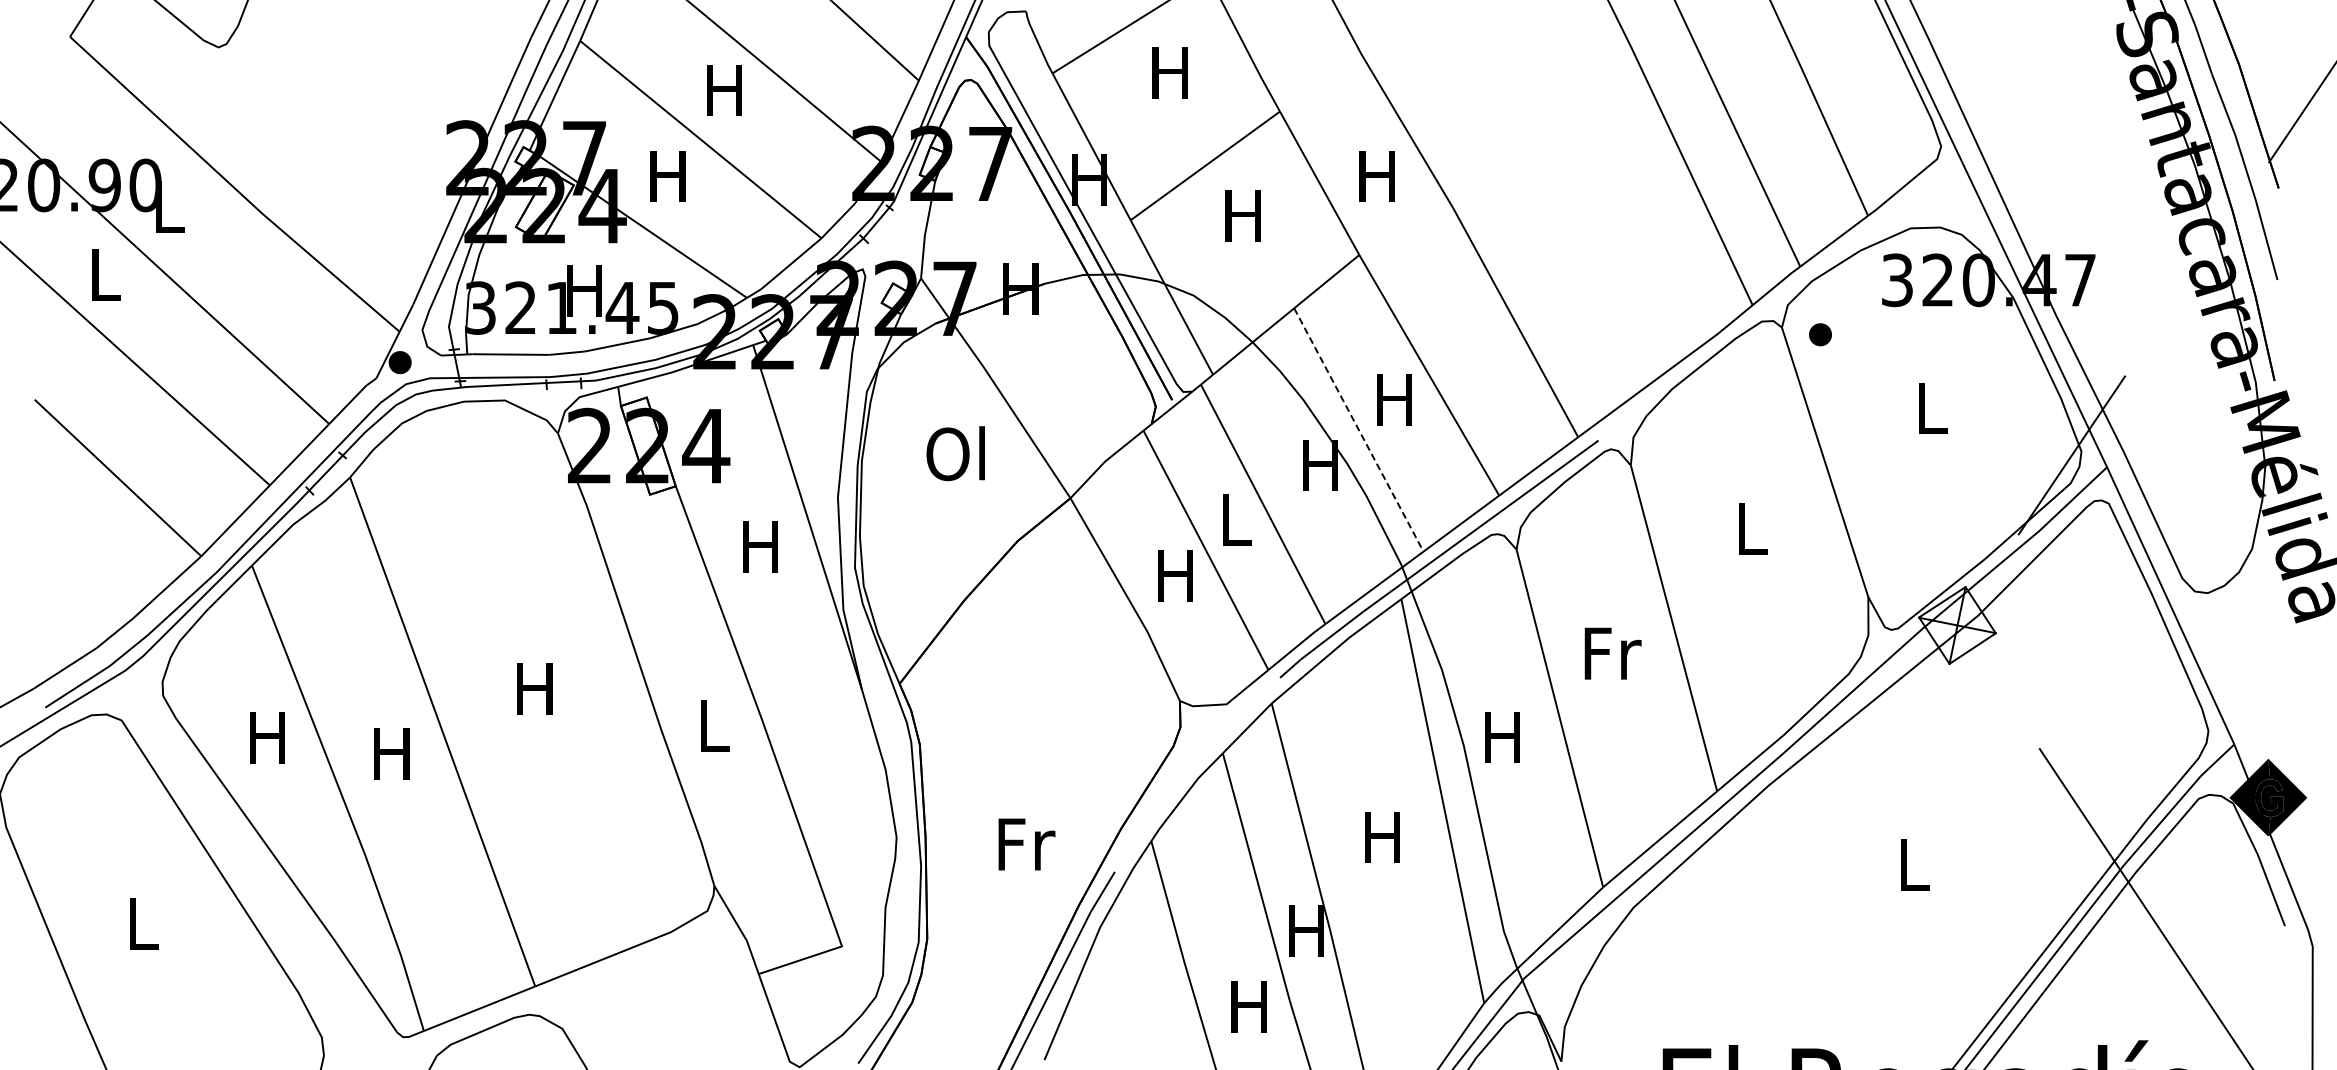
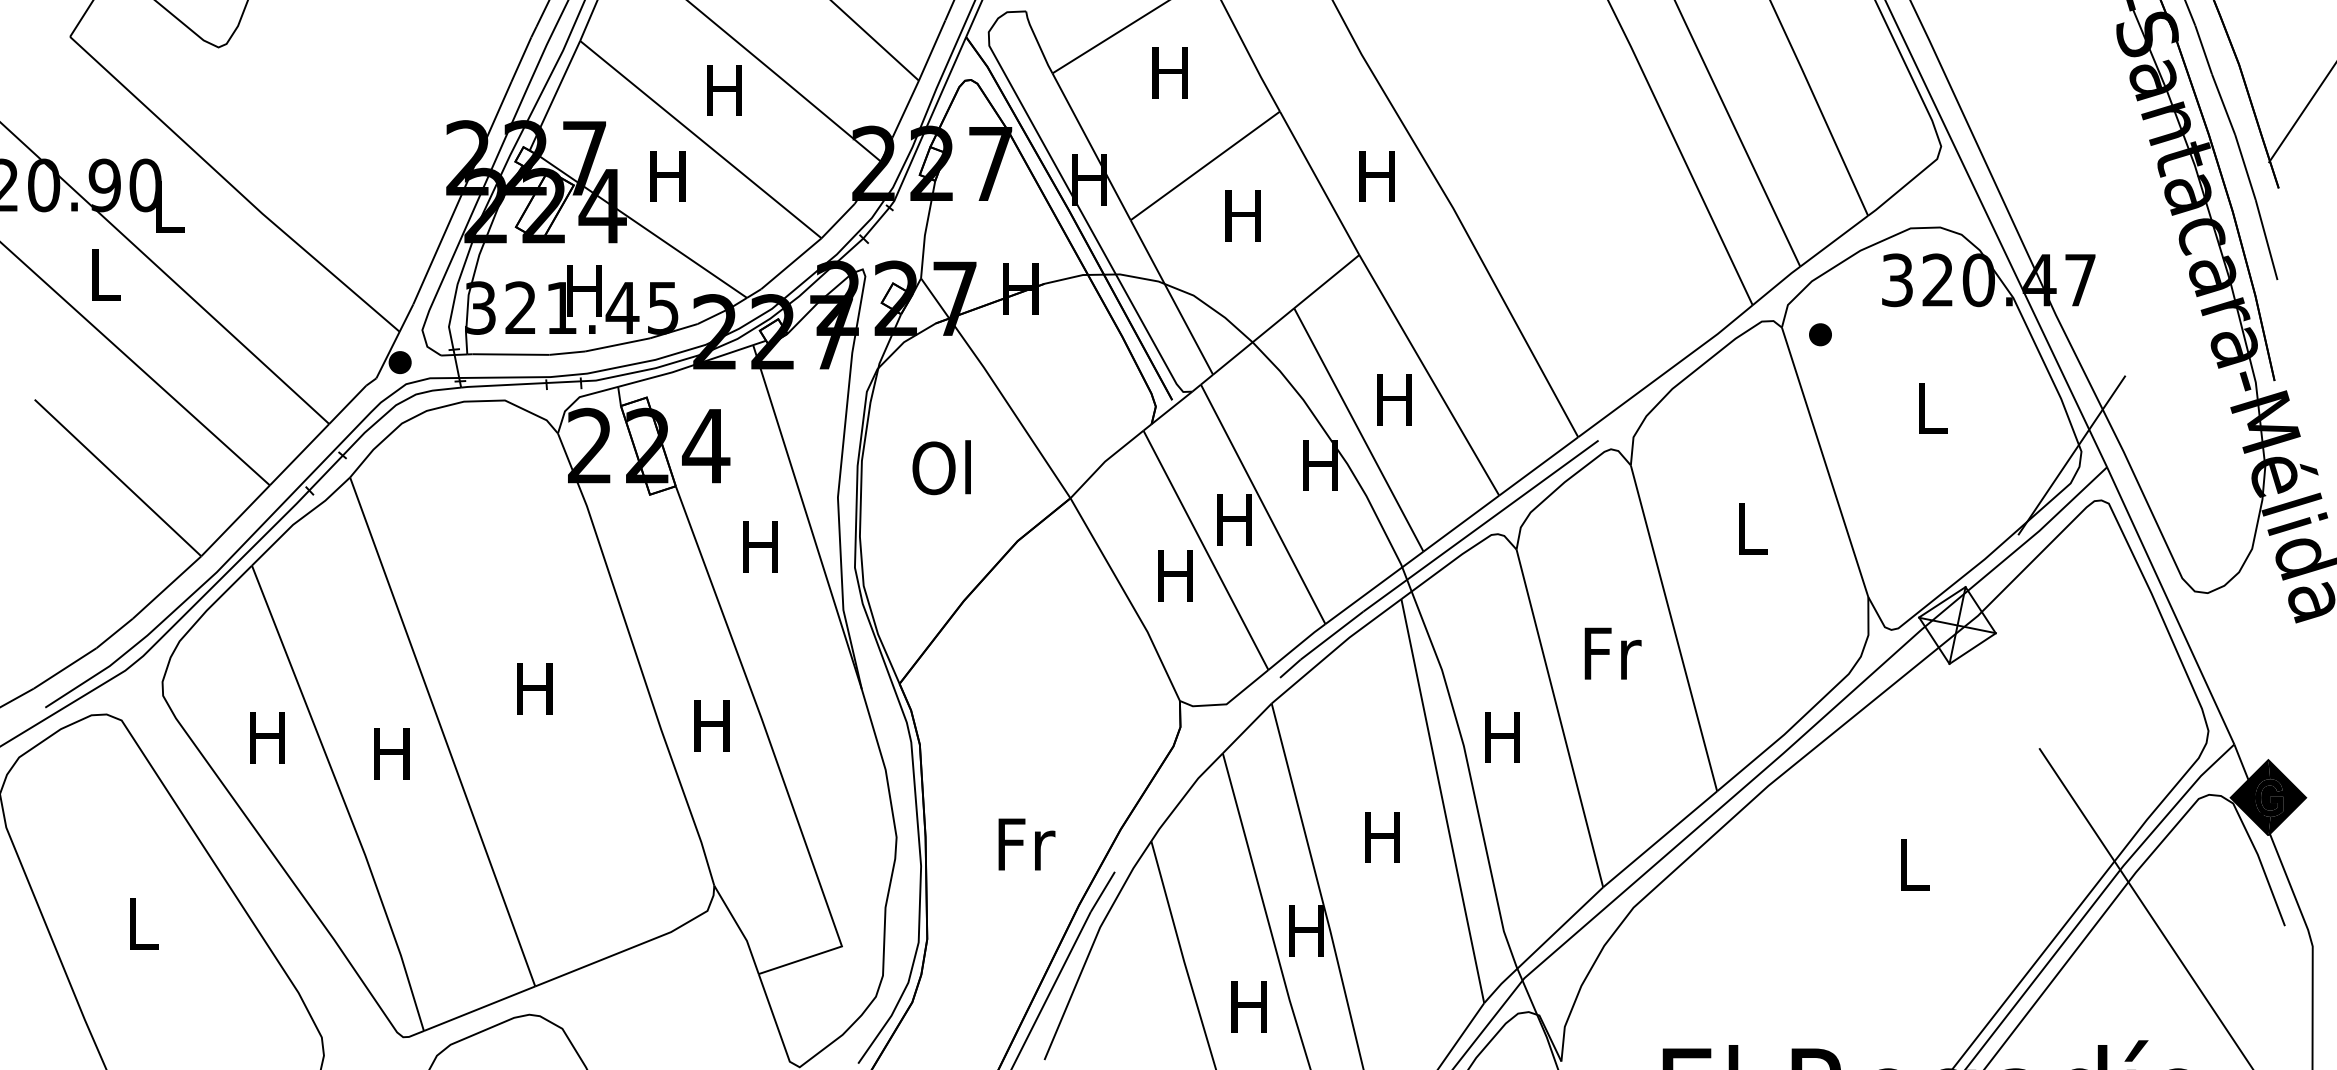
line: dashed -> solid (1358, 429)
text position: (955, 453) -> (941, 467) (941, 467)
text: L -> H (1234, 519)
text: L -> H (711, 725)
